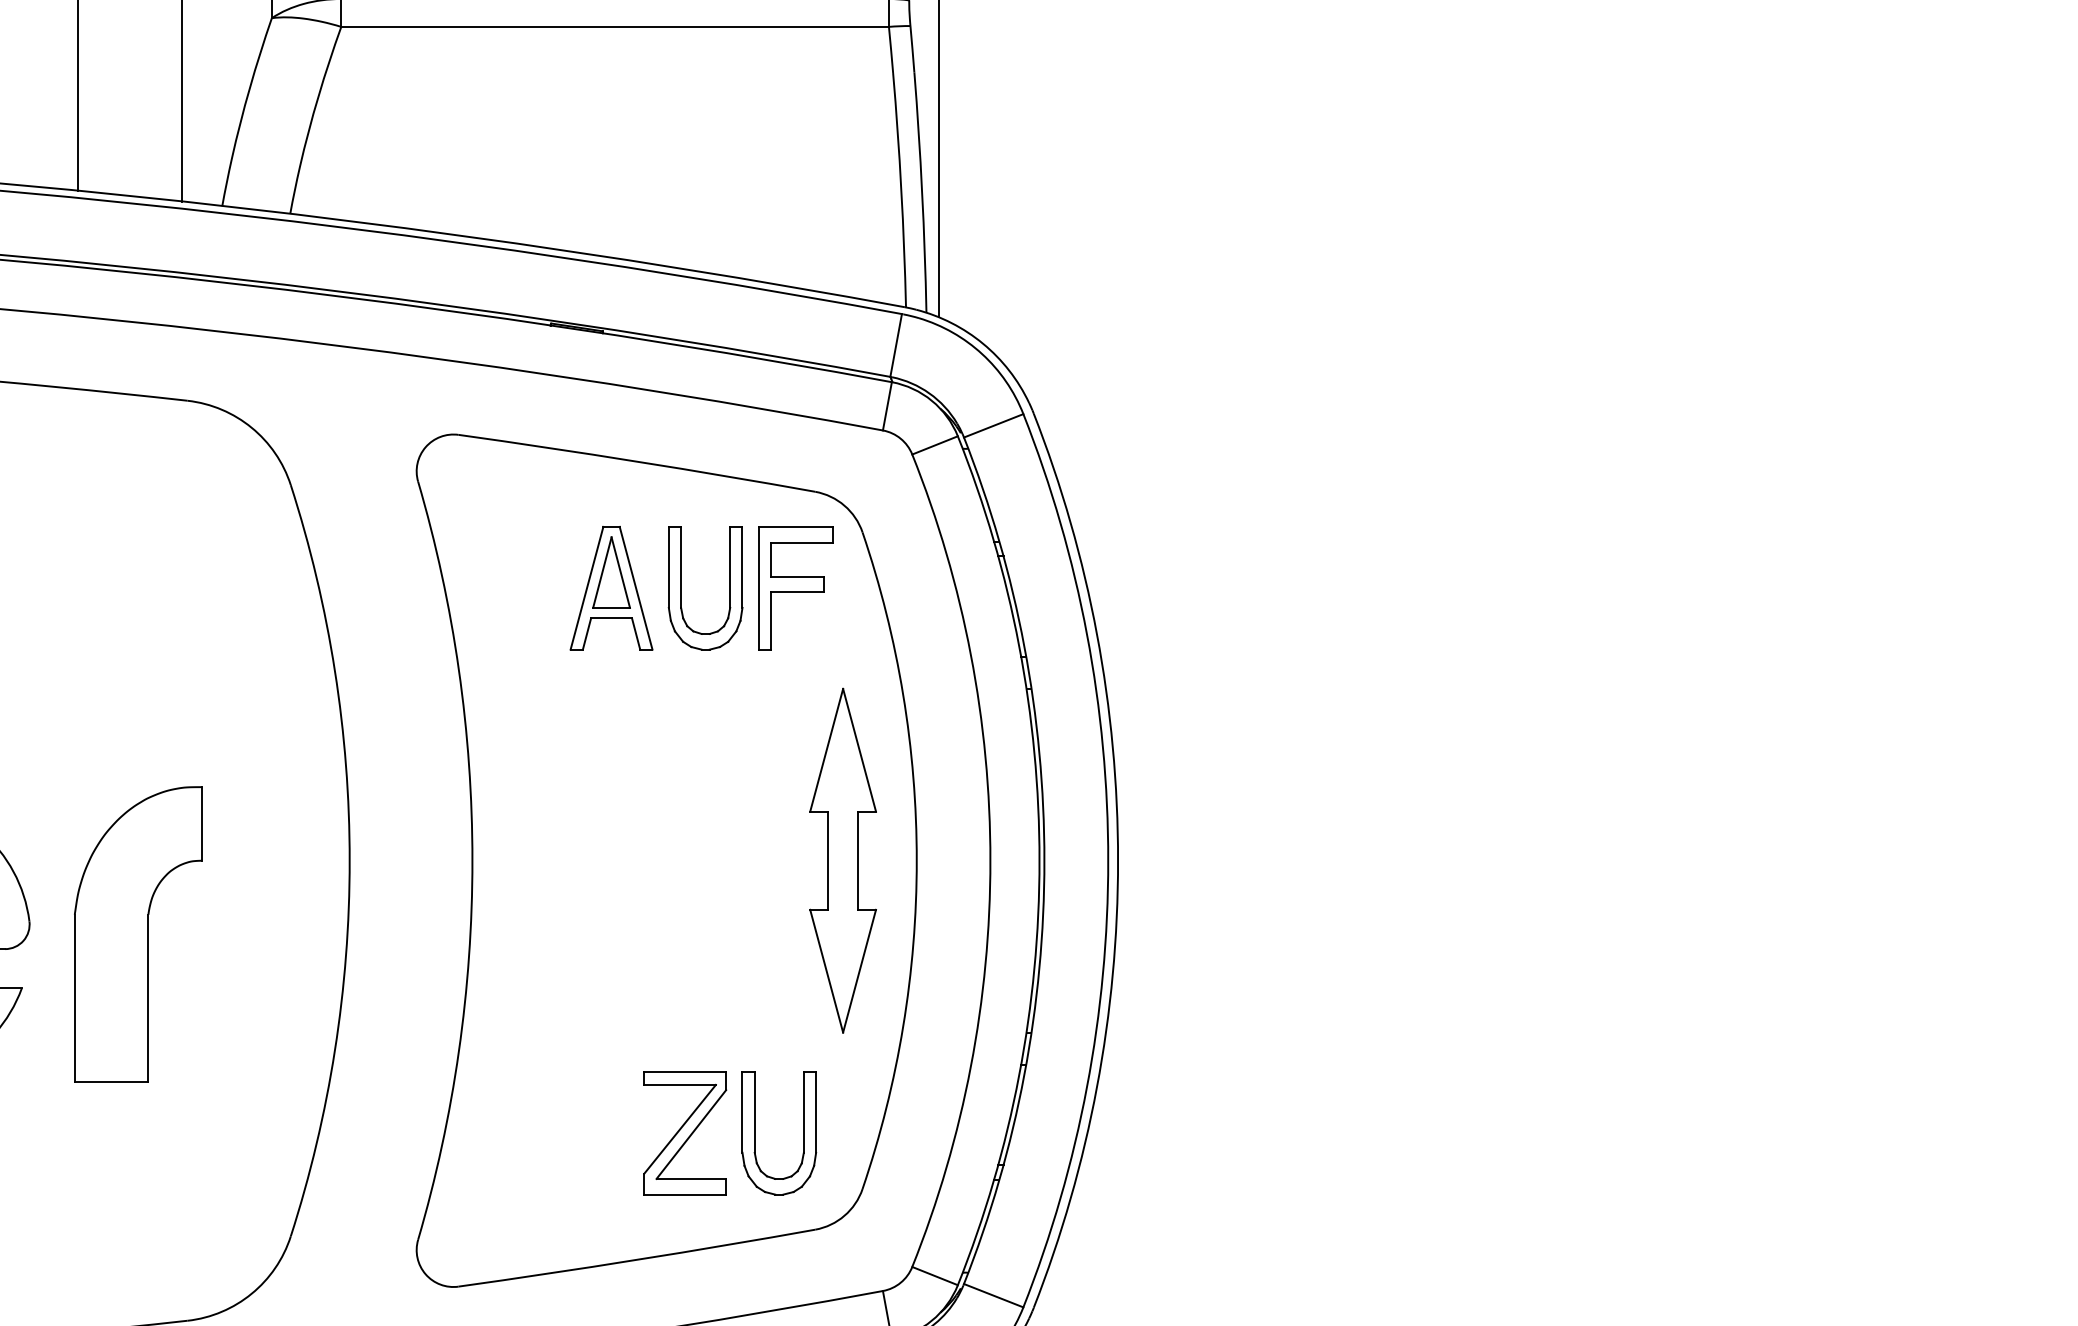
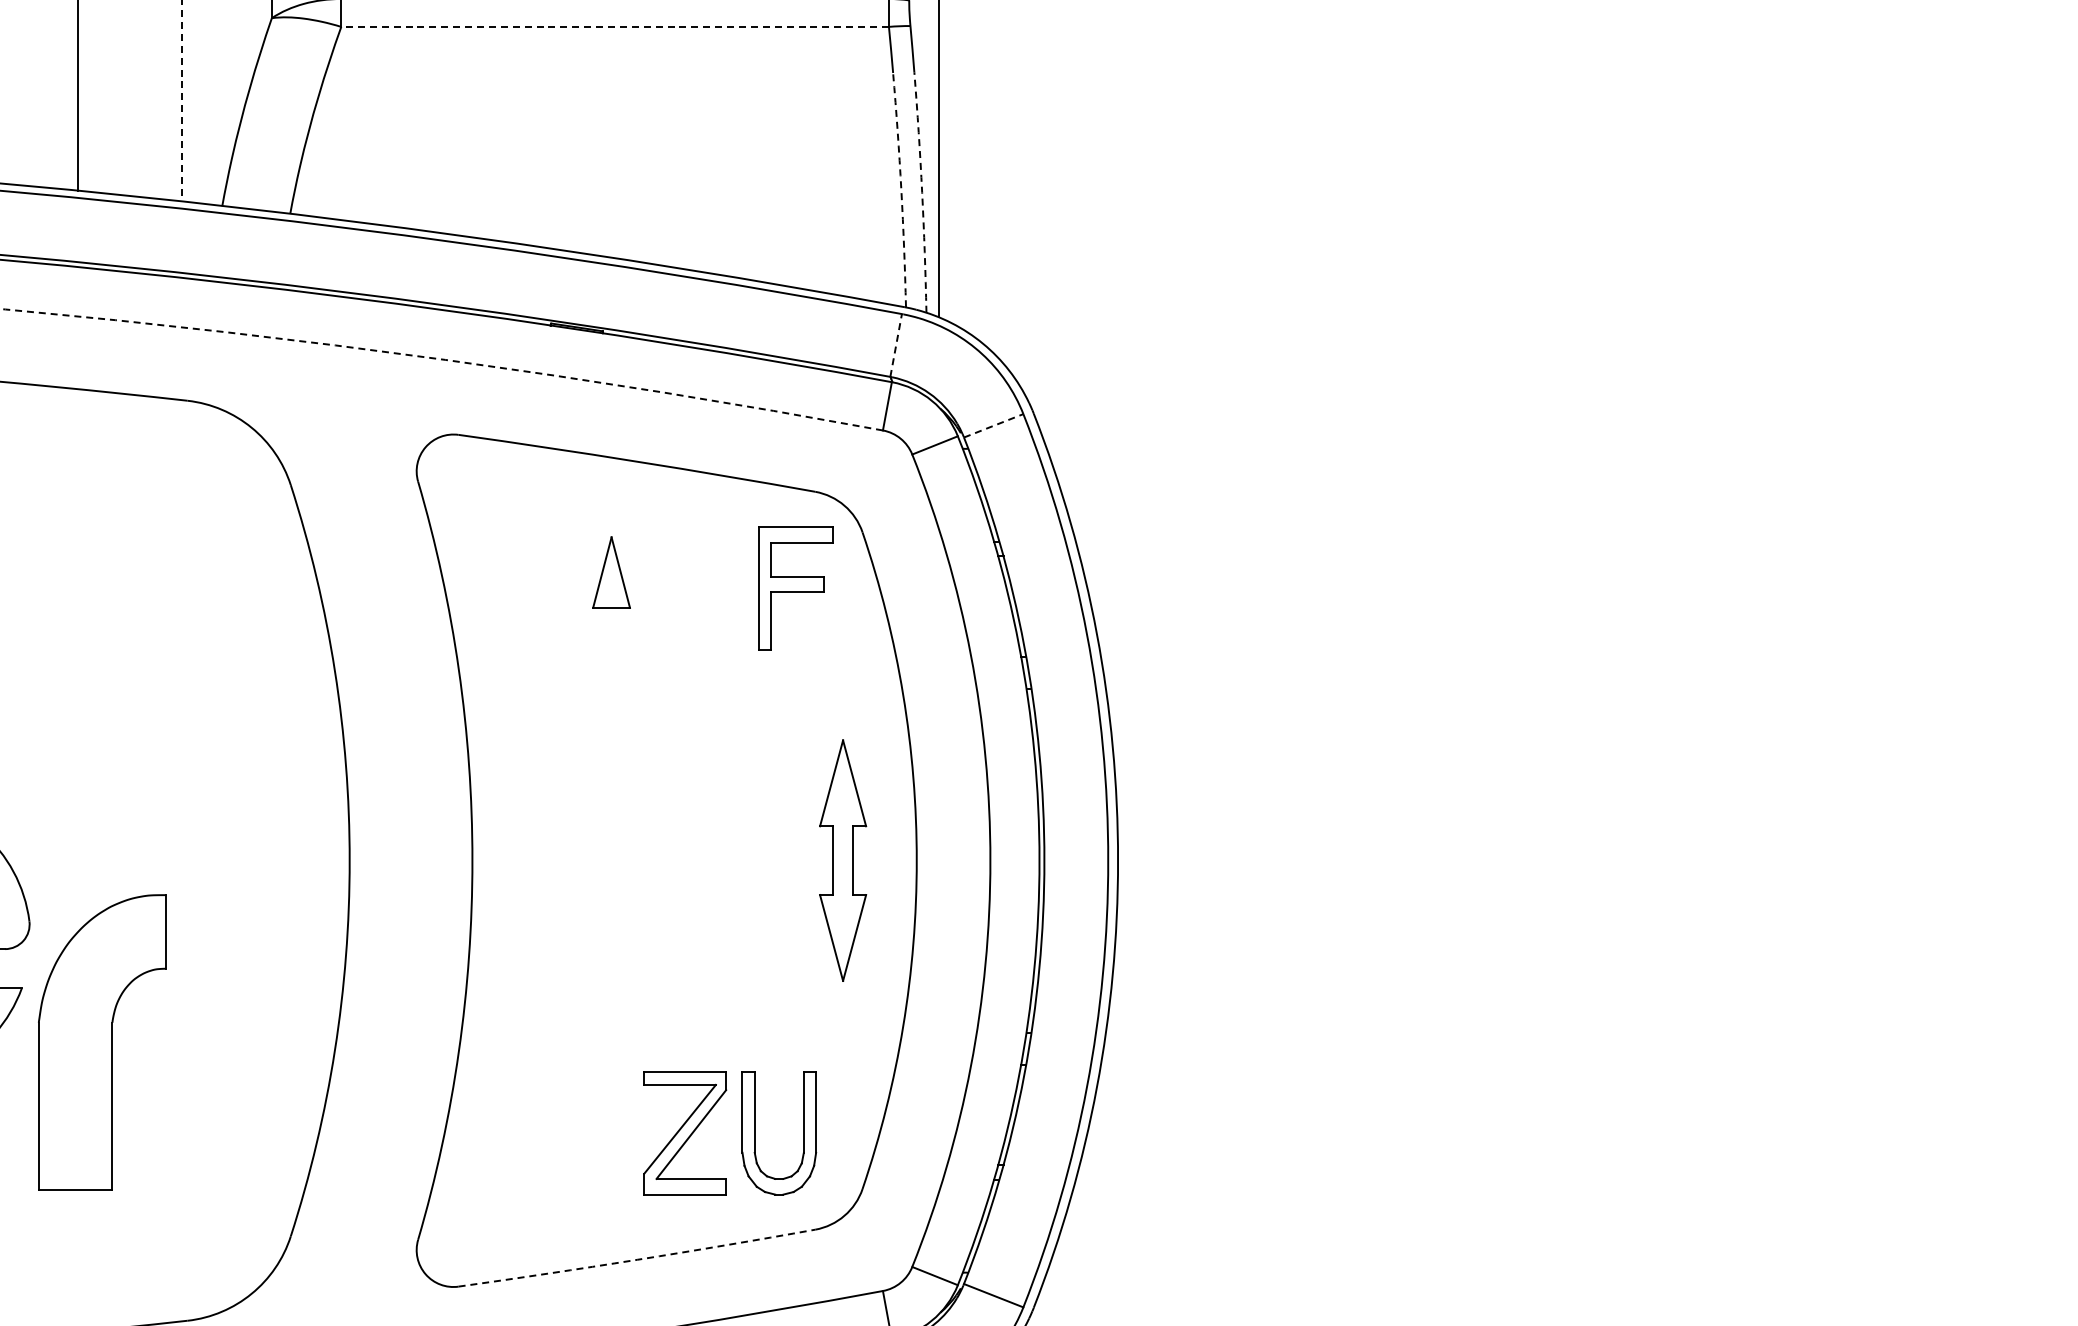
line: solid -> dashed (615, 26)
line: solid -> dashed (181, 100)
arc: solid -> dashed (901, 190)
arc: solid -> dashed (922, 192)
line: solid -> dashed (896, 345)
arc: solid -> dashed (442, 359)
line: solid -> dashed (993, 425)
part: present -> none (611, 588)
part: present -> none (681, 588)
part size: 68x347 px -> 49x243 px (843, 860)
part position: (138, 934) -> (102, 1042) (102, 1042)
arc: solid -> dashed (637, 1259)
